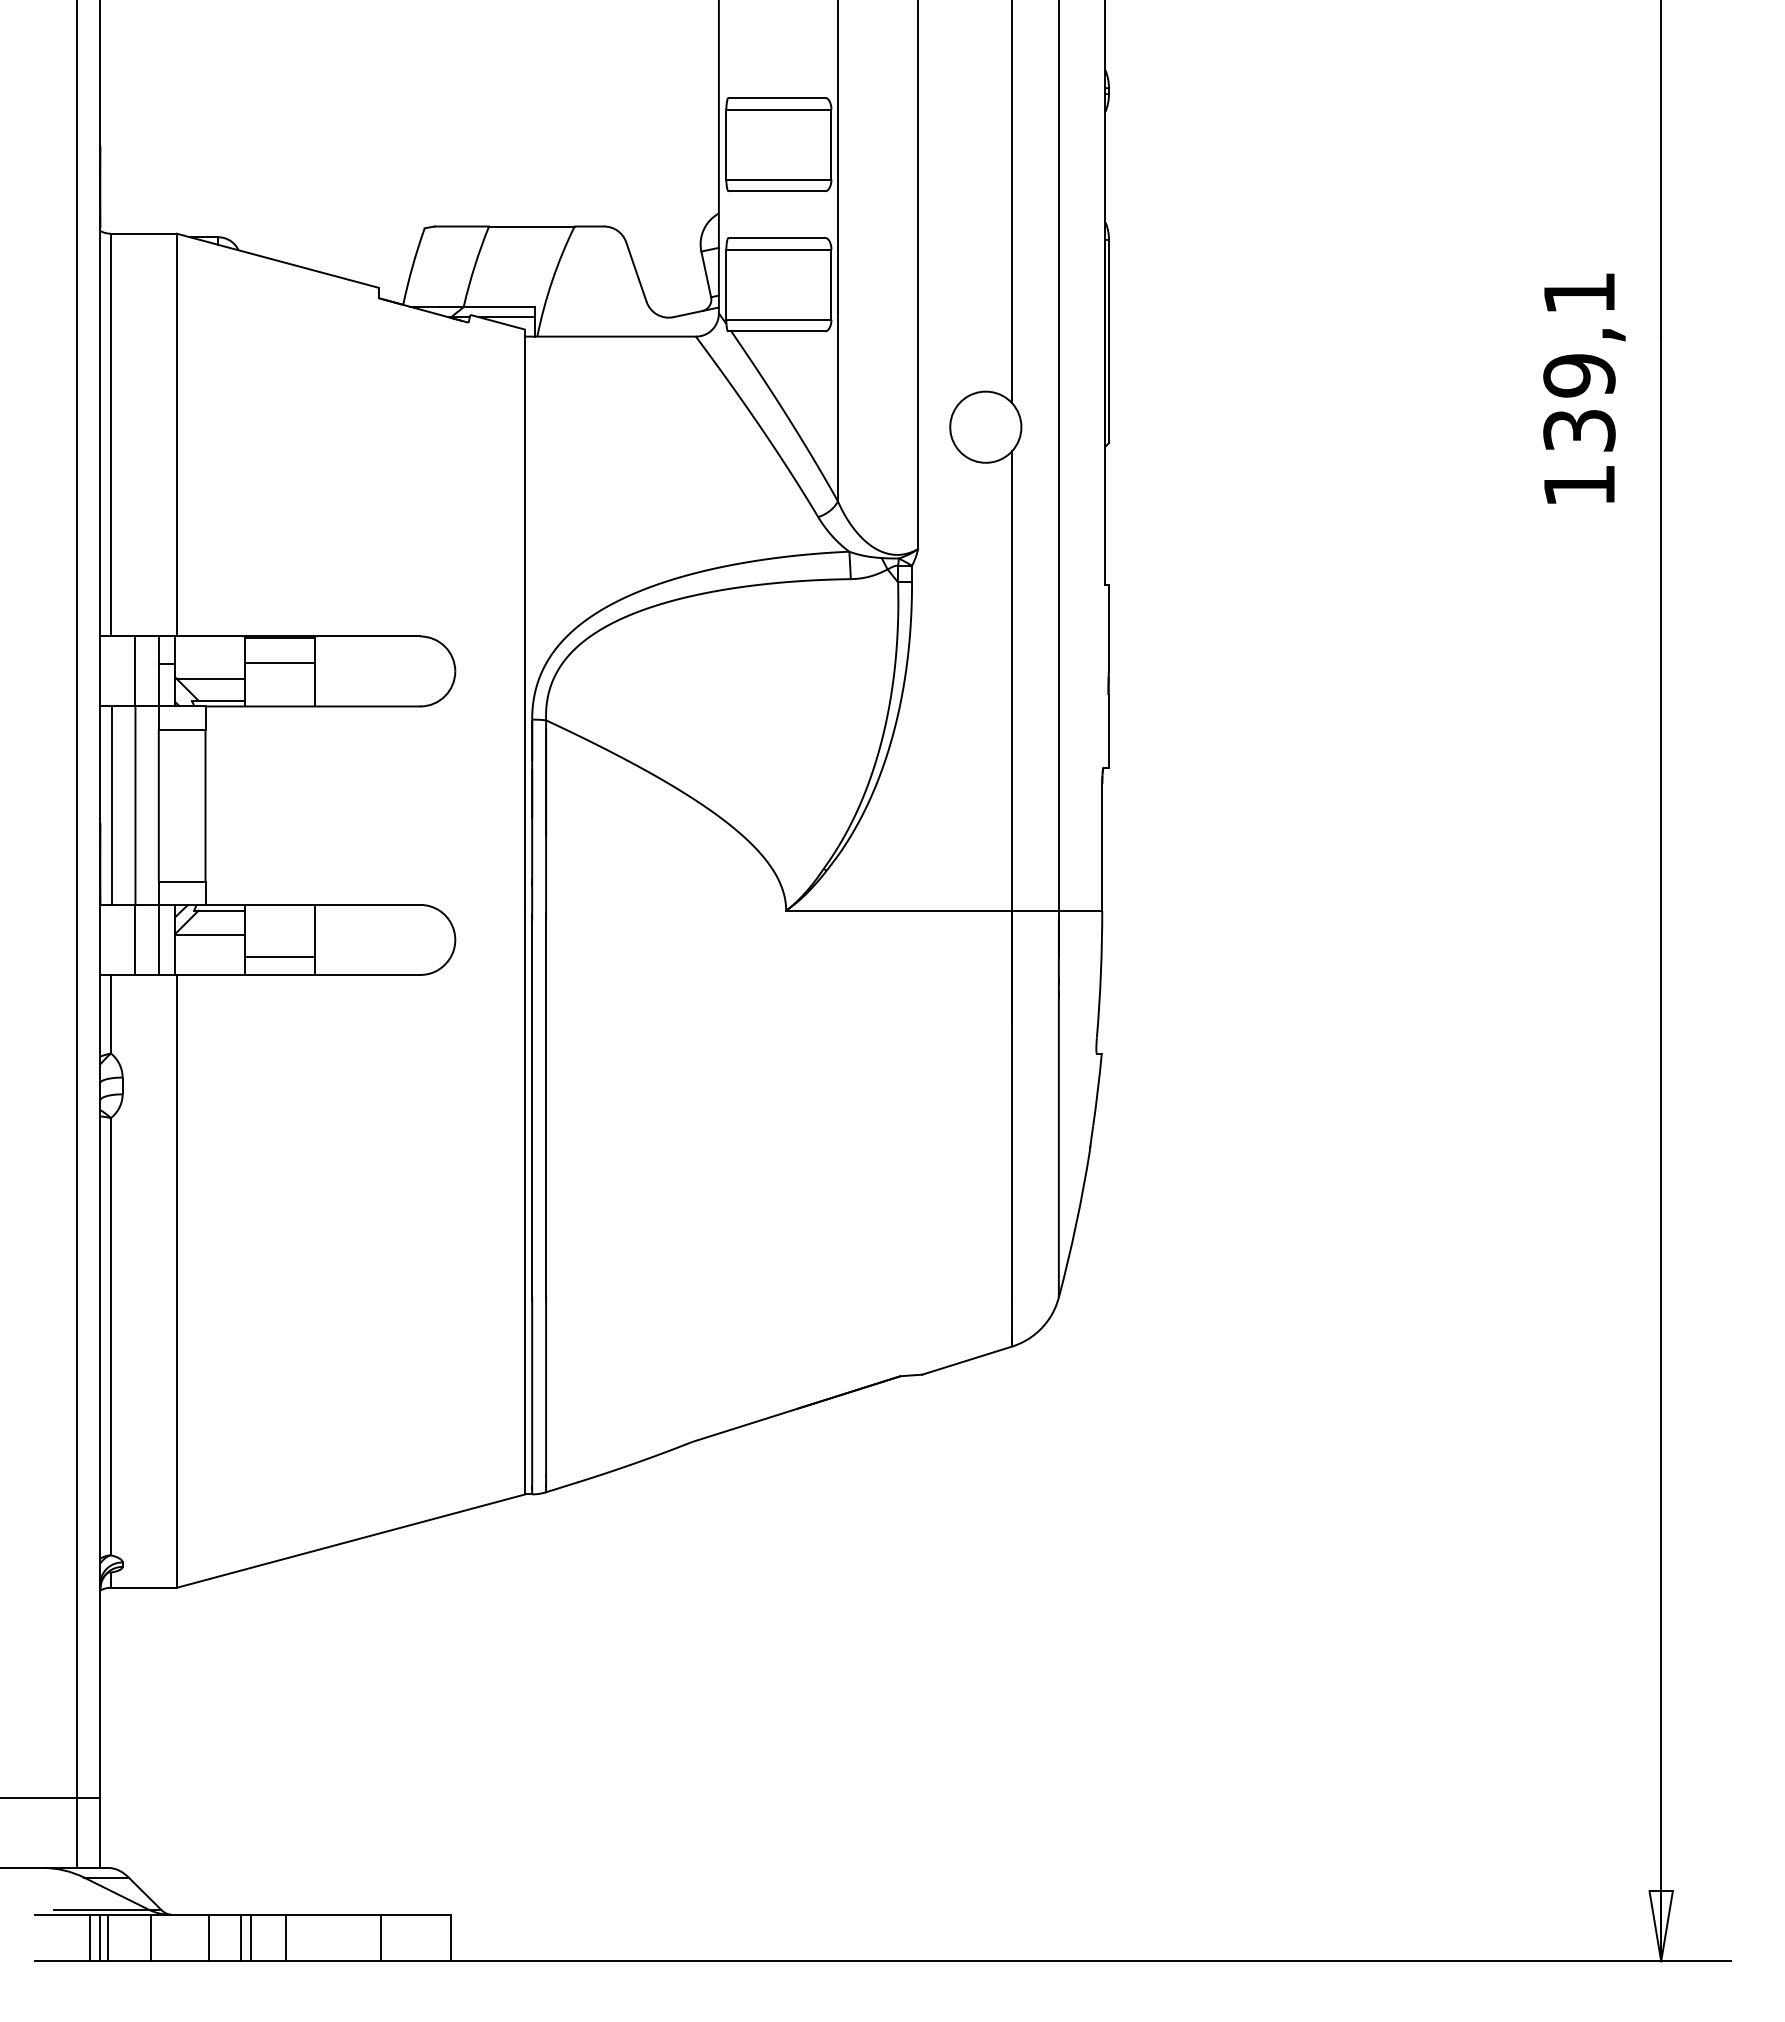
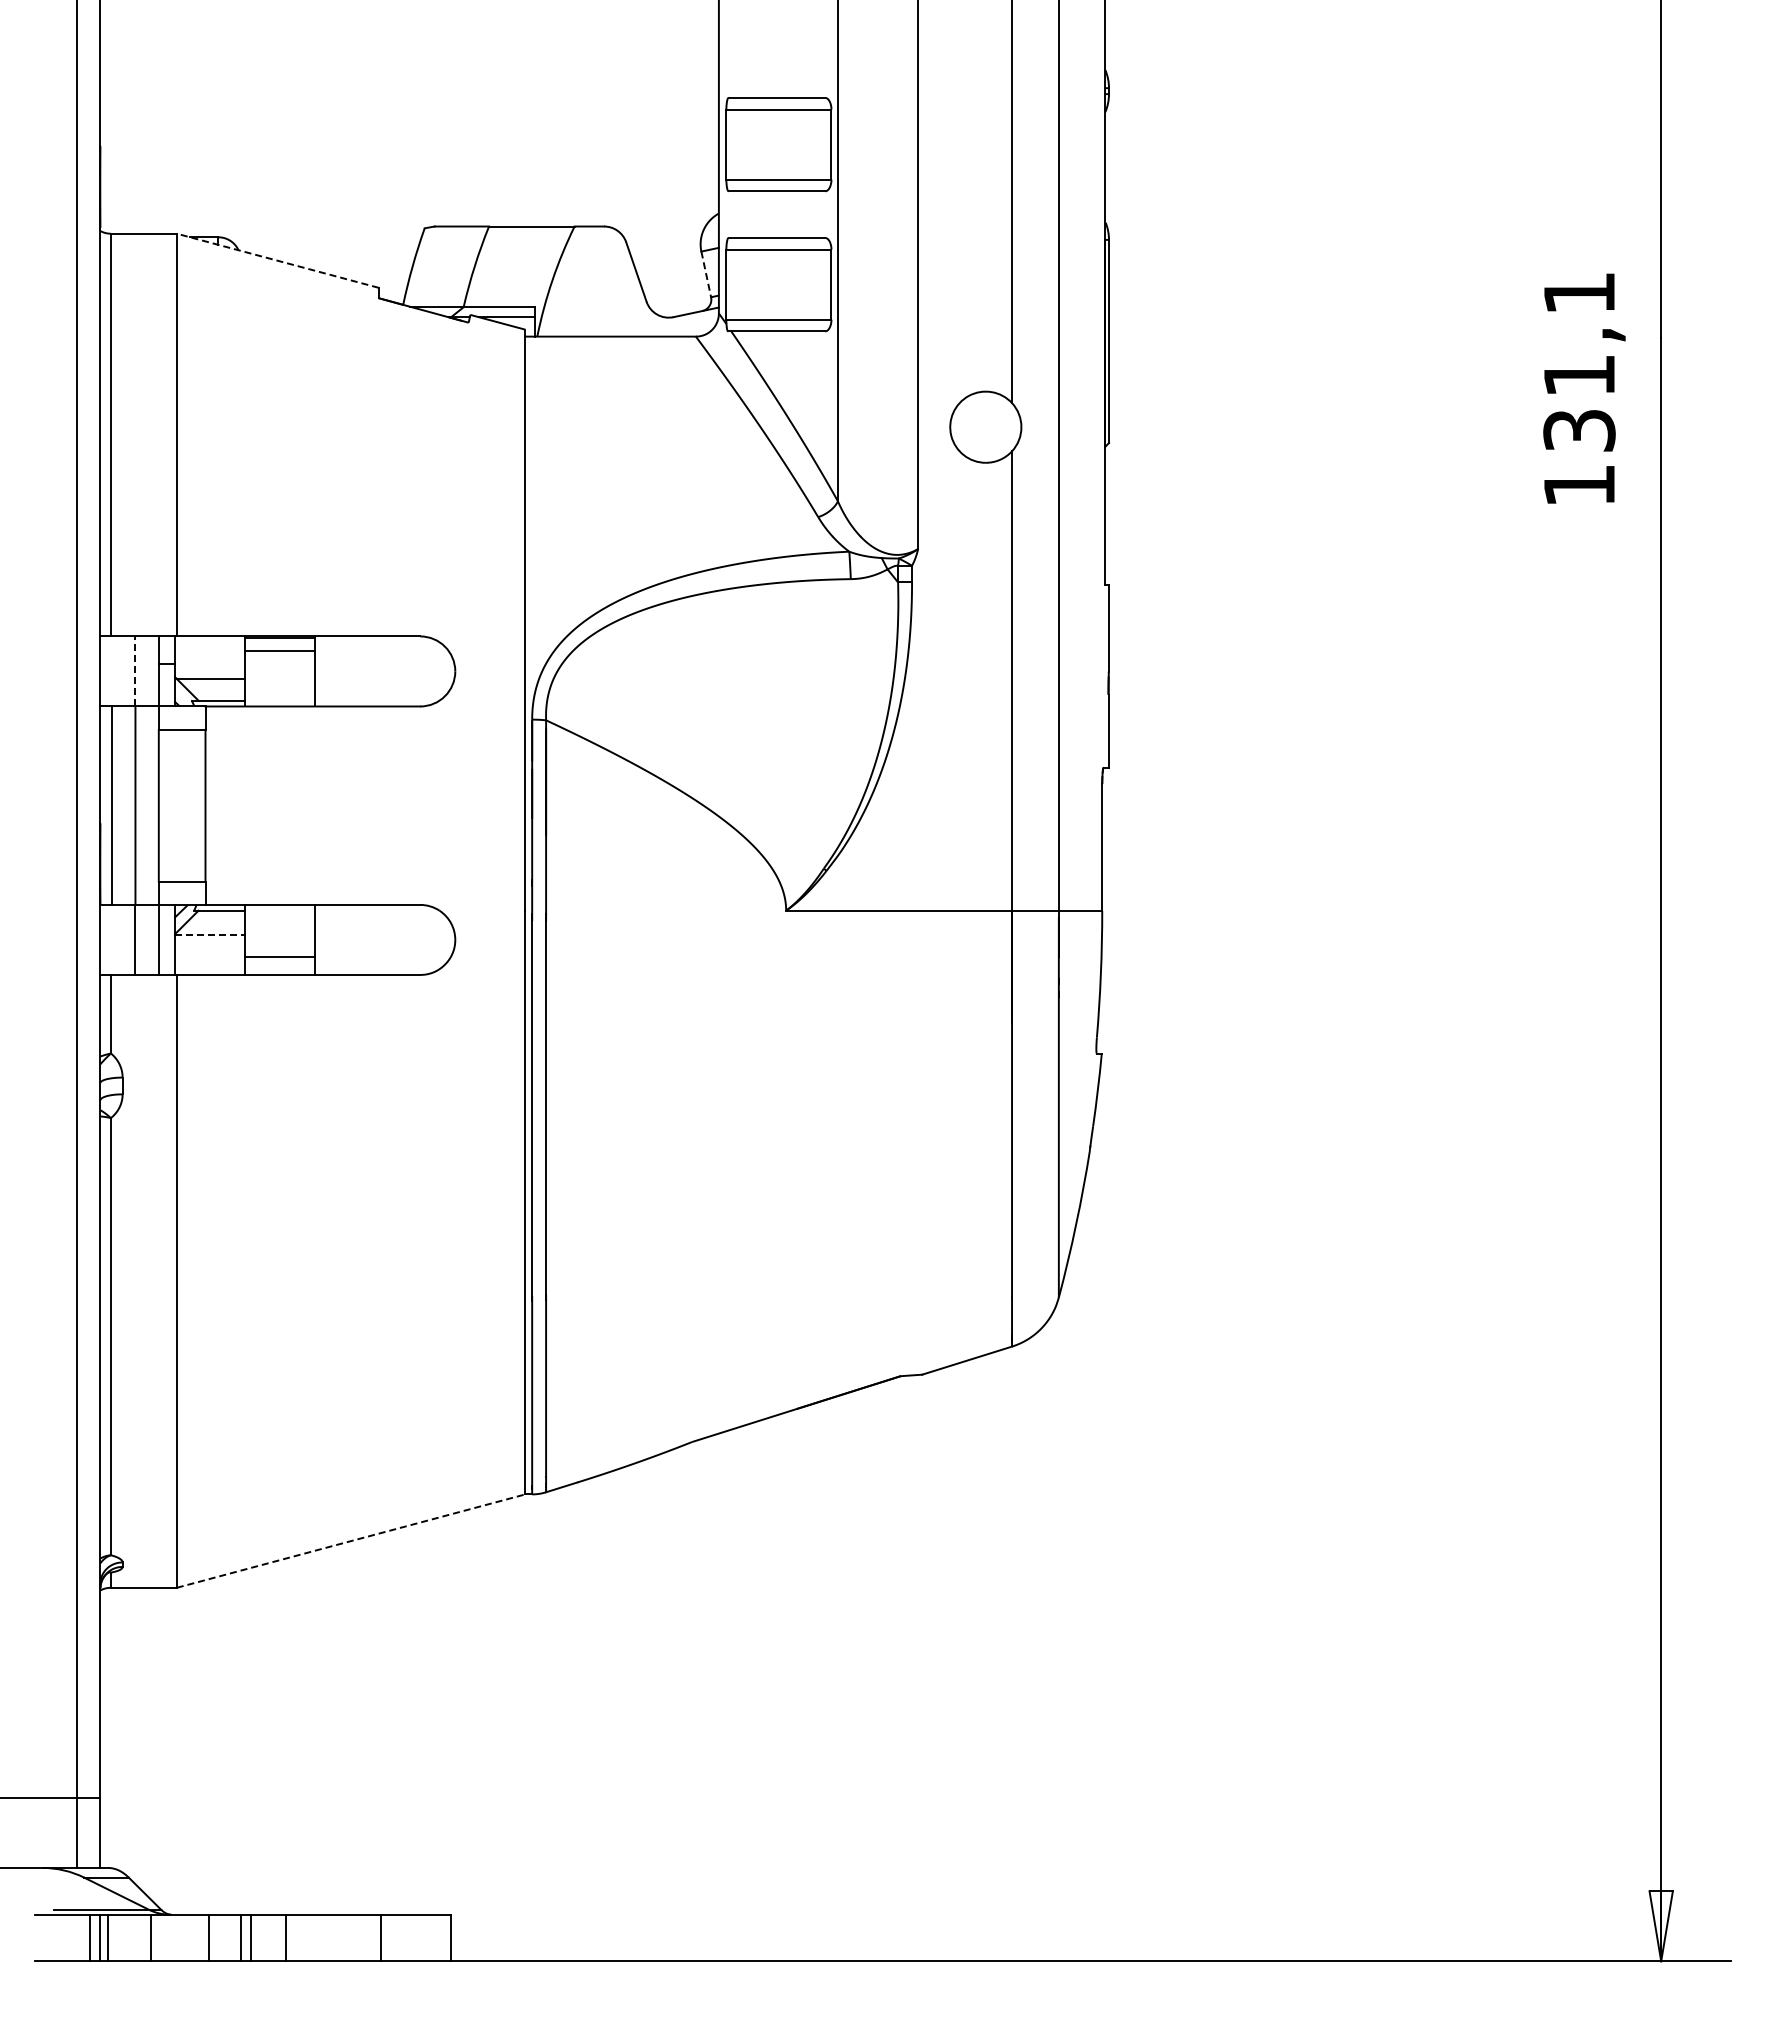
line: solid -> dashed (277, 260)
line: solid -> dashed (706, 274)
text: 139,1 -> 131,1 (1579, 375)
line position: (280, 662) -> (280, 650) (280, 650)
line: solid -> dashed (135, 670)
line: solid -> dashed (210, 935)
line: solid -> dashed (351, 1540)
